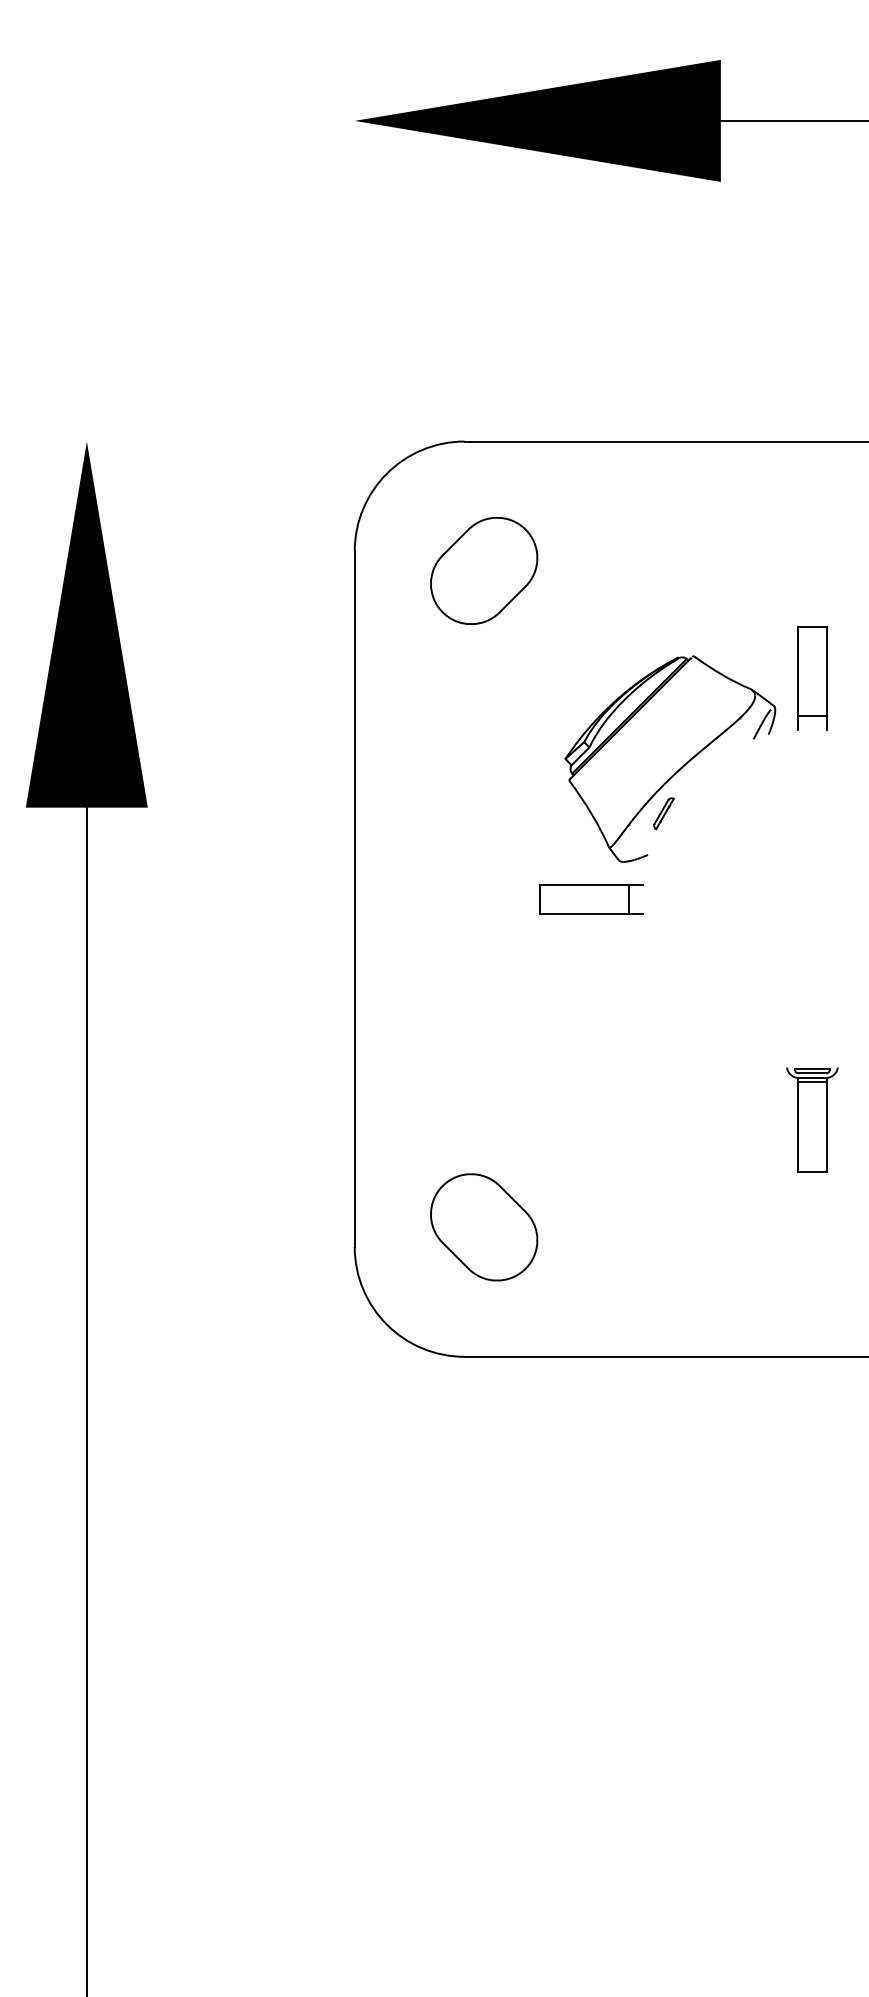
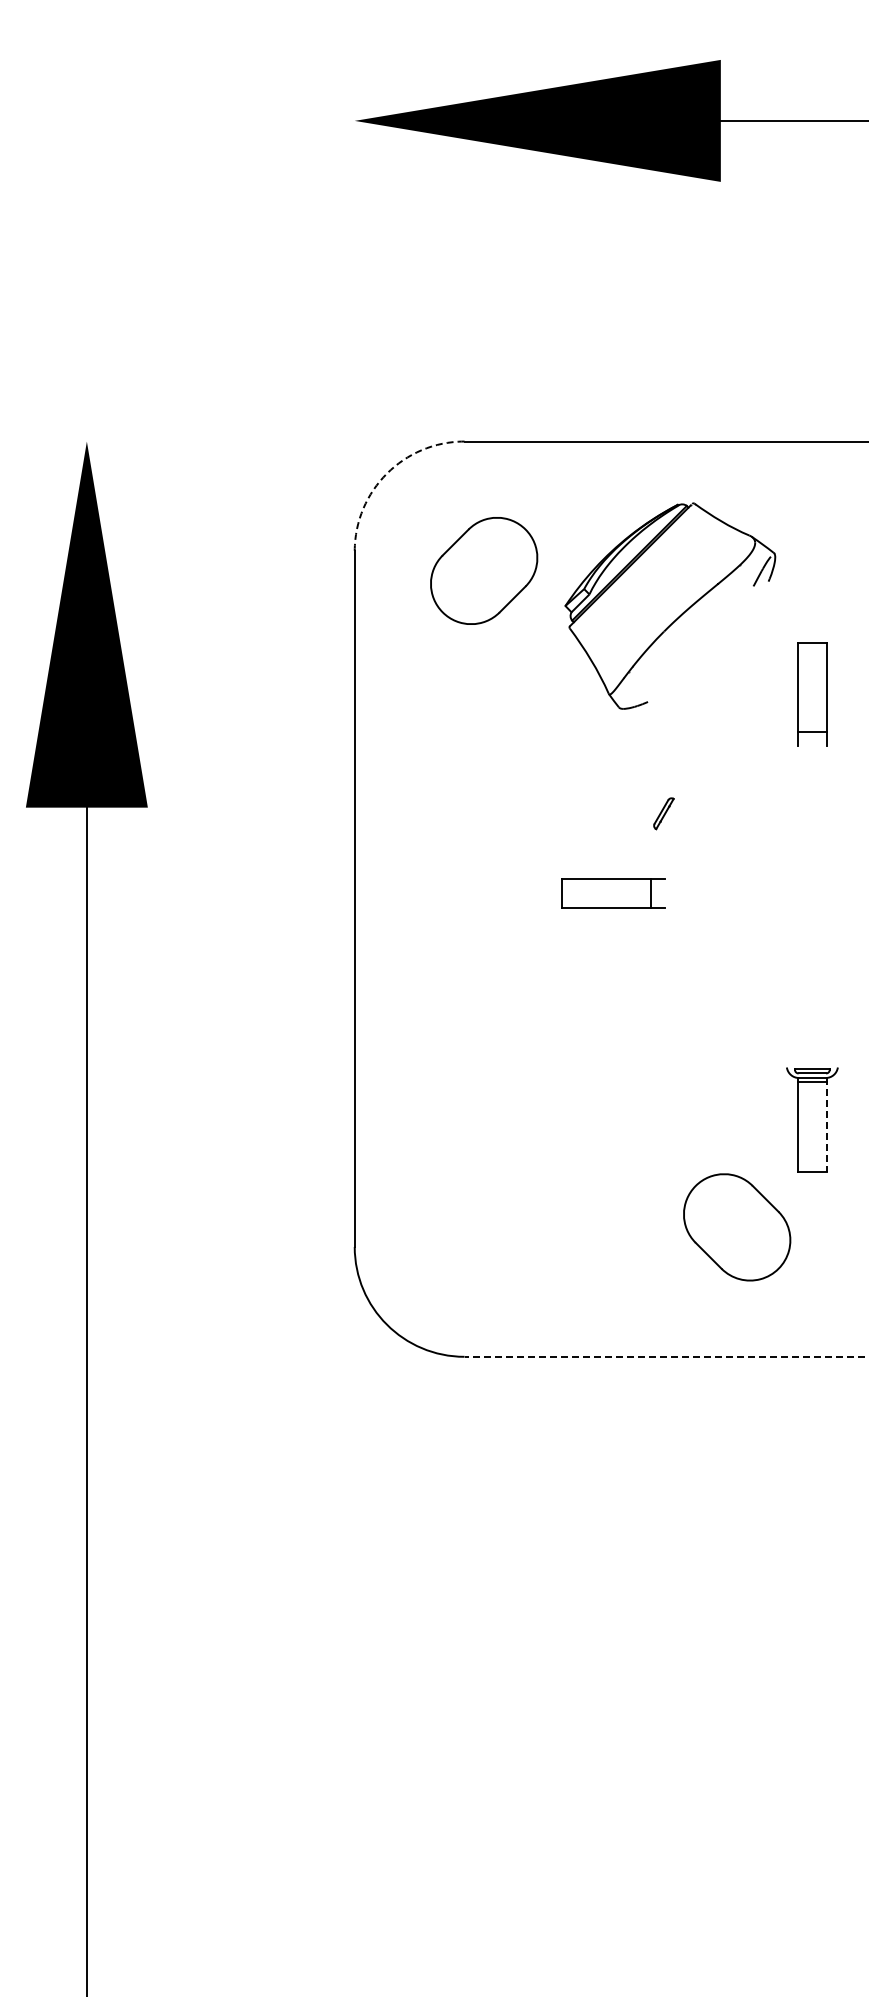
arc: solid -> dashed (386, 473)
part position: (812, 678) -> (812, 694) (812, 694)
part position: (670, 758) -> (670, 605) (670, 605)
part position: (591, 899) -> (613, 893) (613, 893)
line: solid -> dashed (827, 1124)
part position: (484, 1227) -> (737, 1227) (737, 1227)
line: solid -> dashed (666, 1356)
